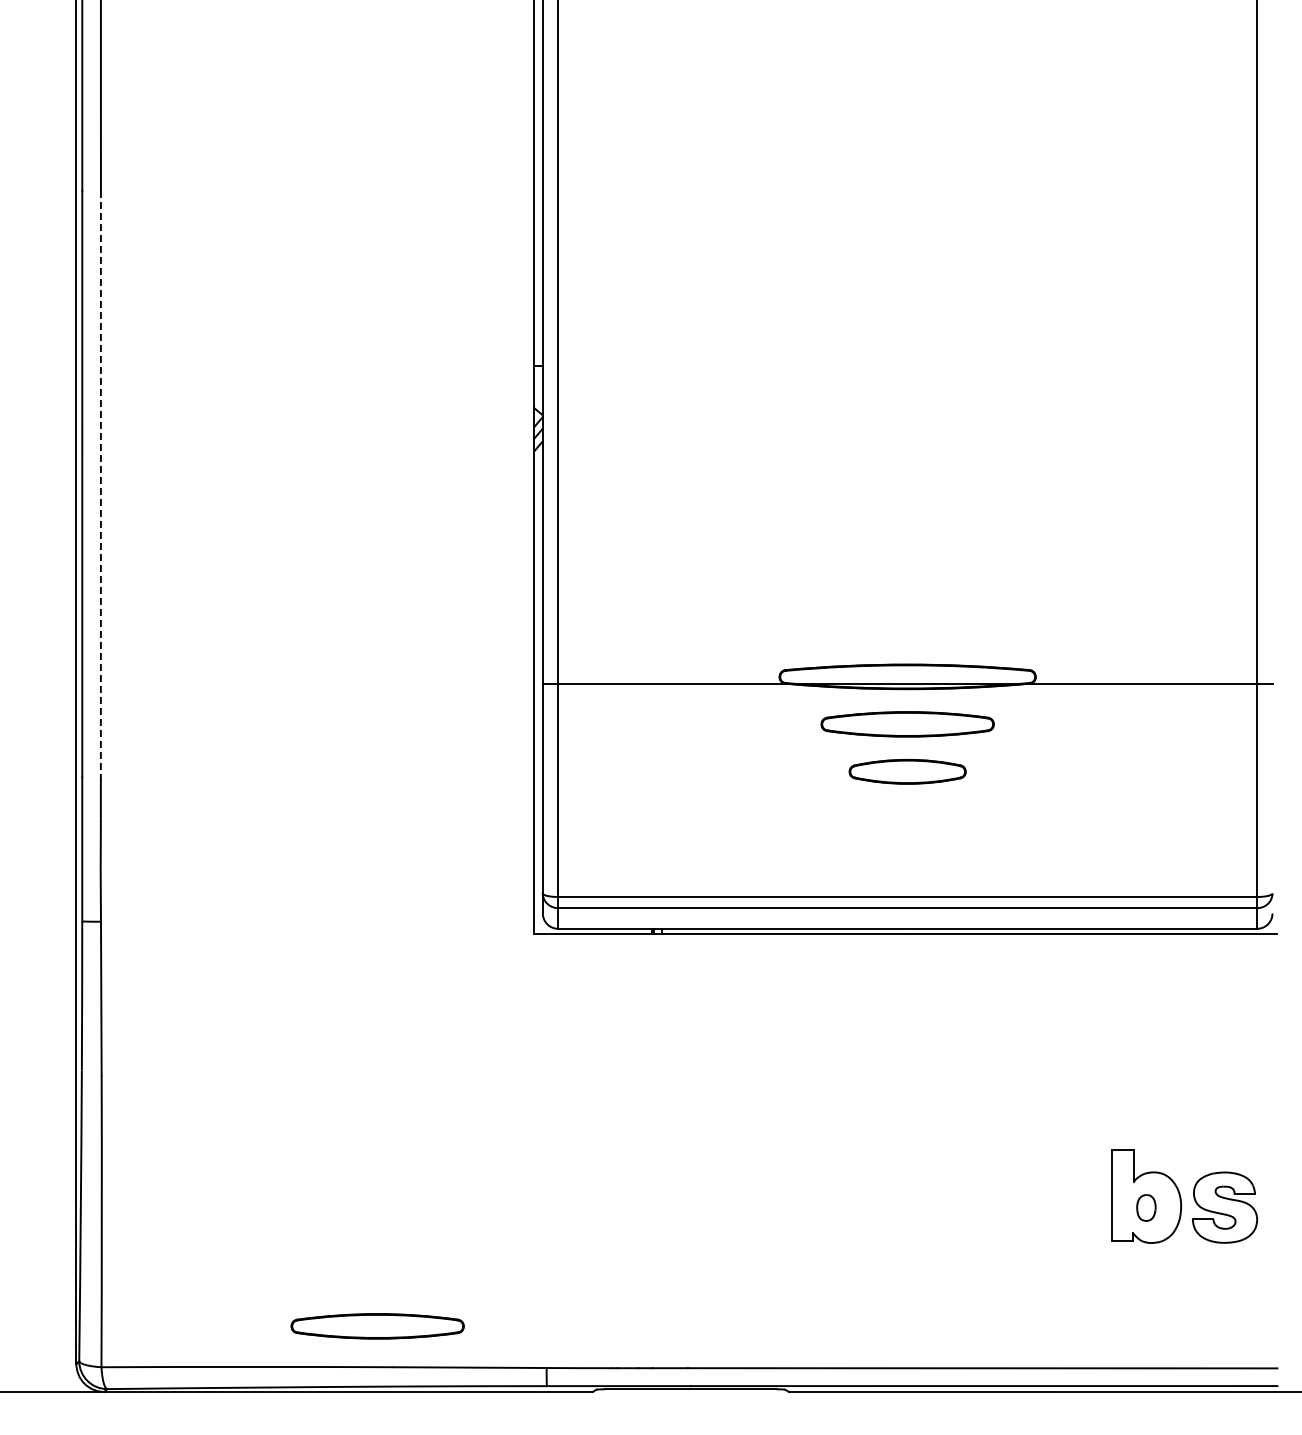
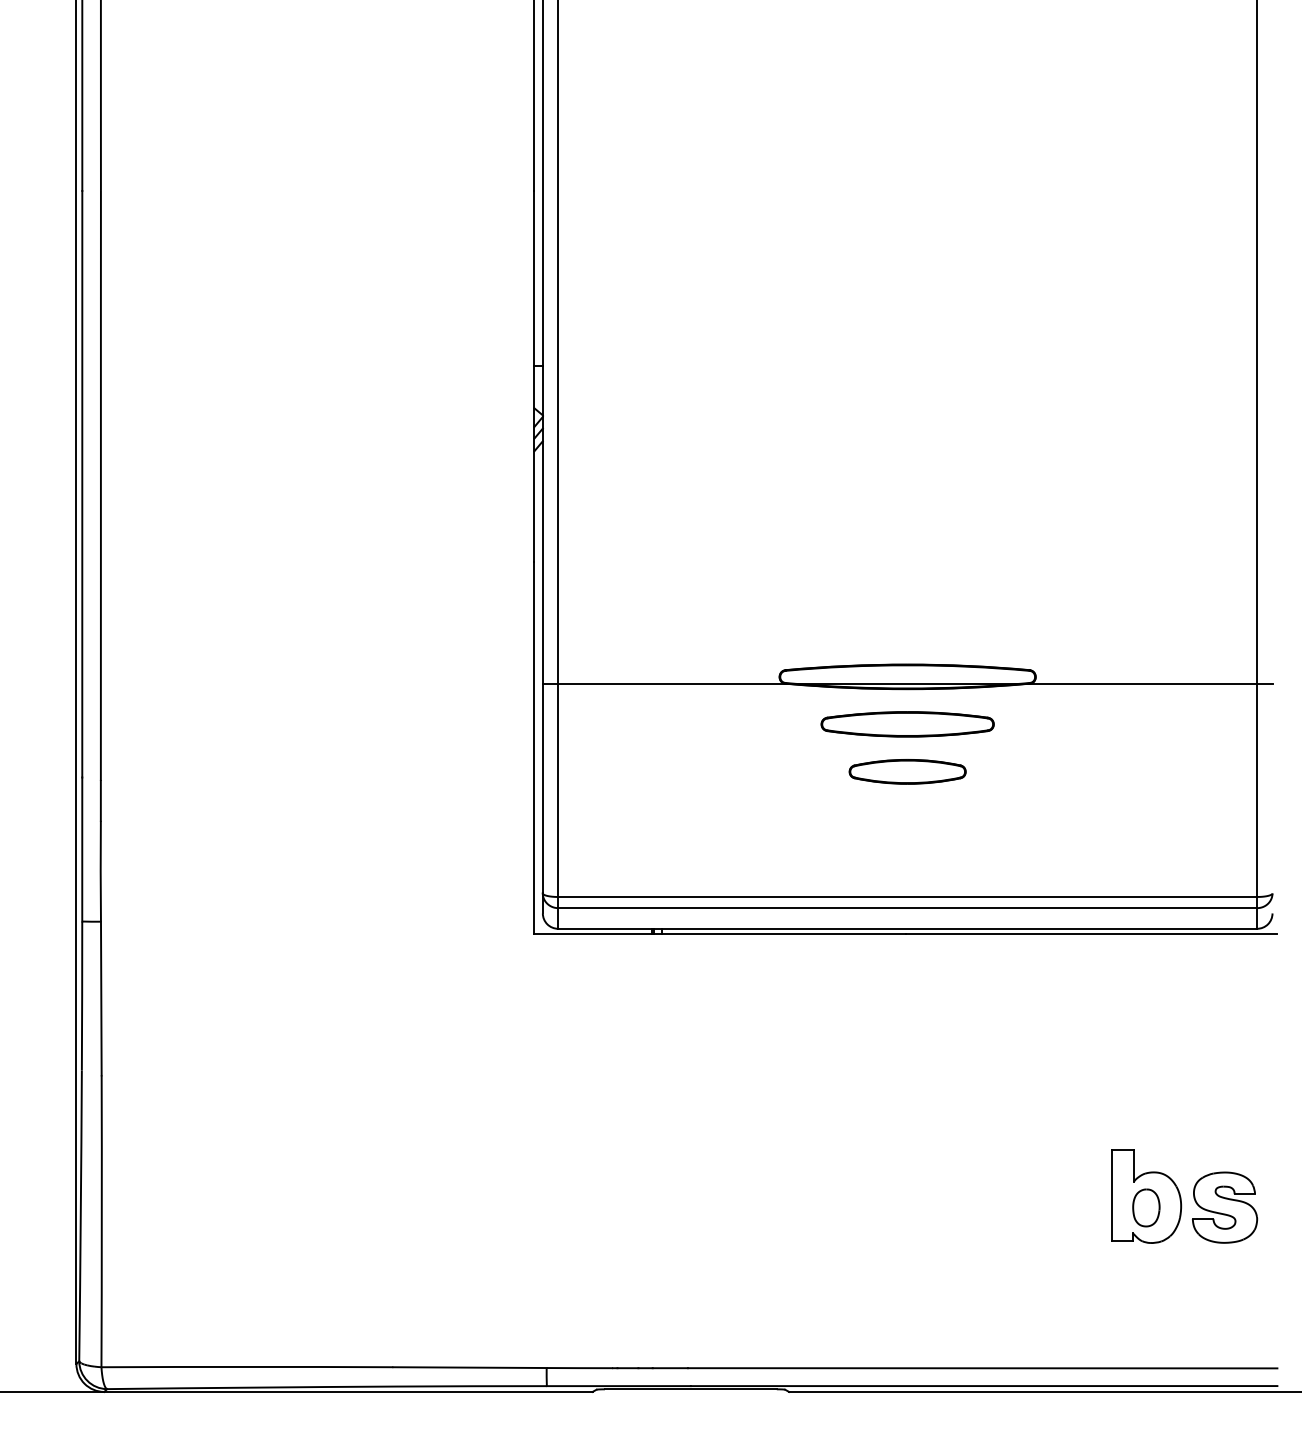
line: dashed -> solid (100, 485)
part size: 21x28 px -> 29x40 px (1146, 1207)
part: present -> none (377, 1326)
